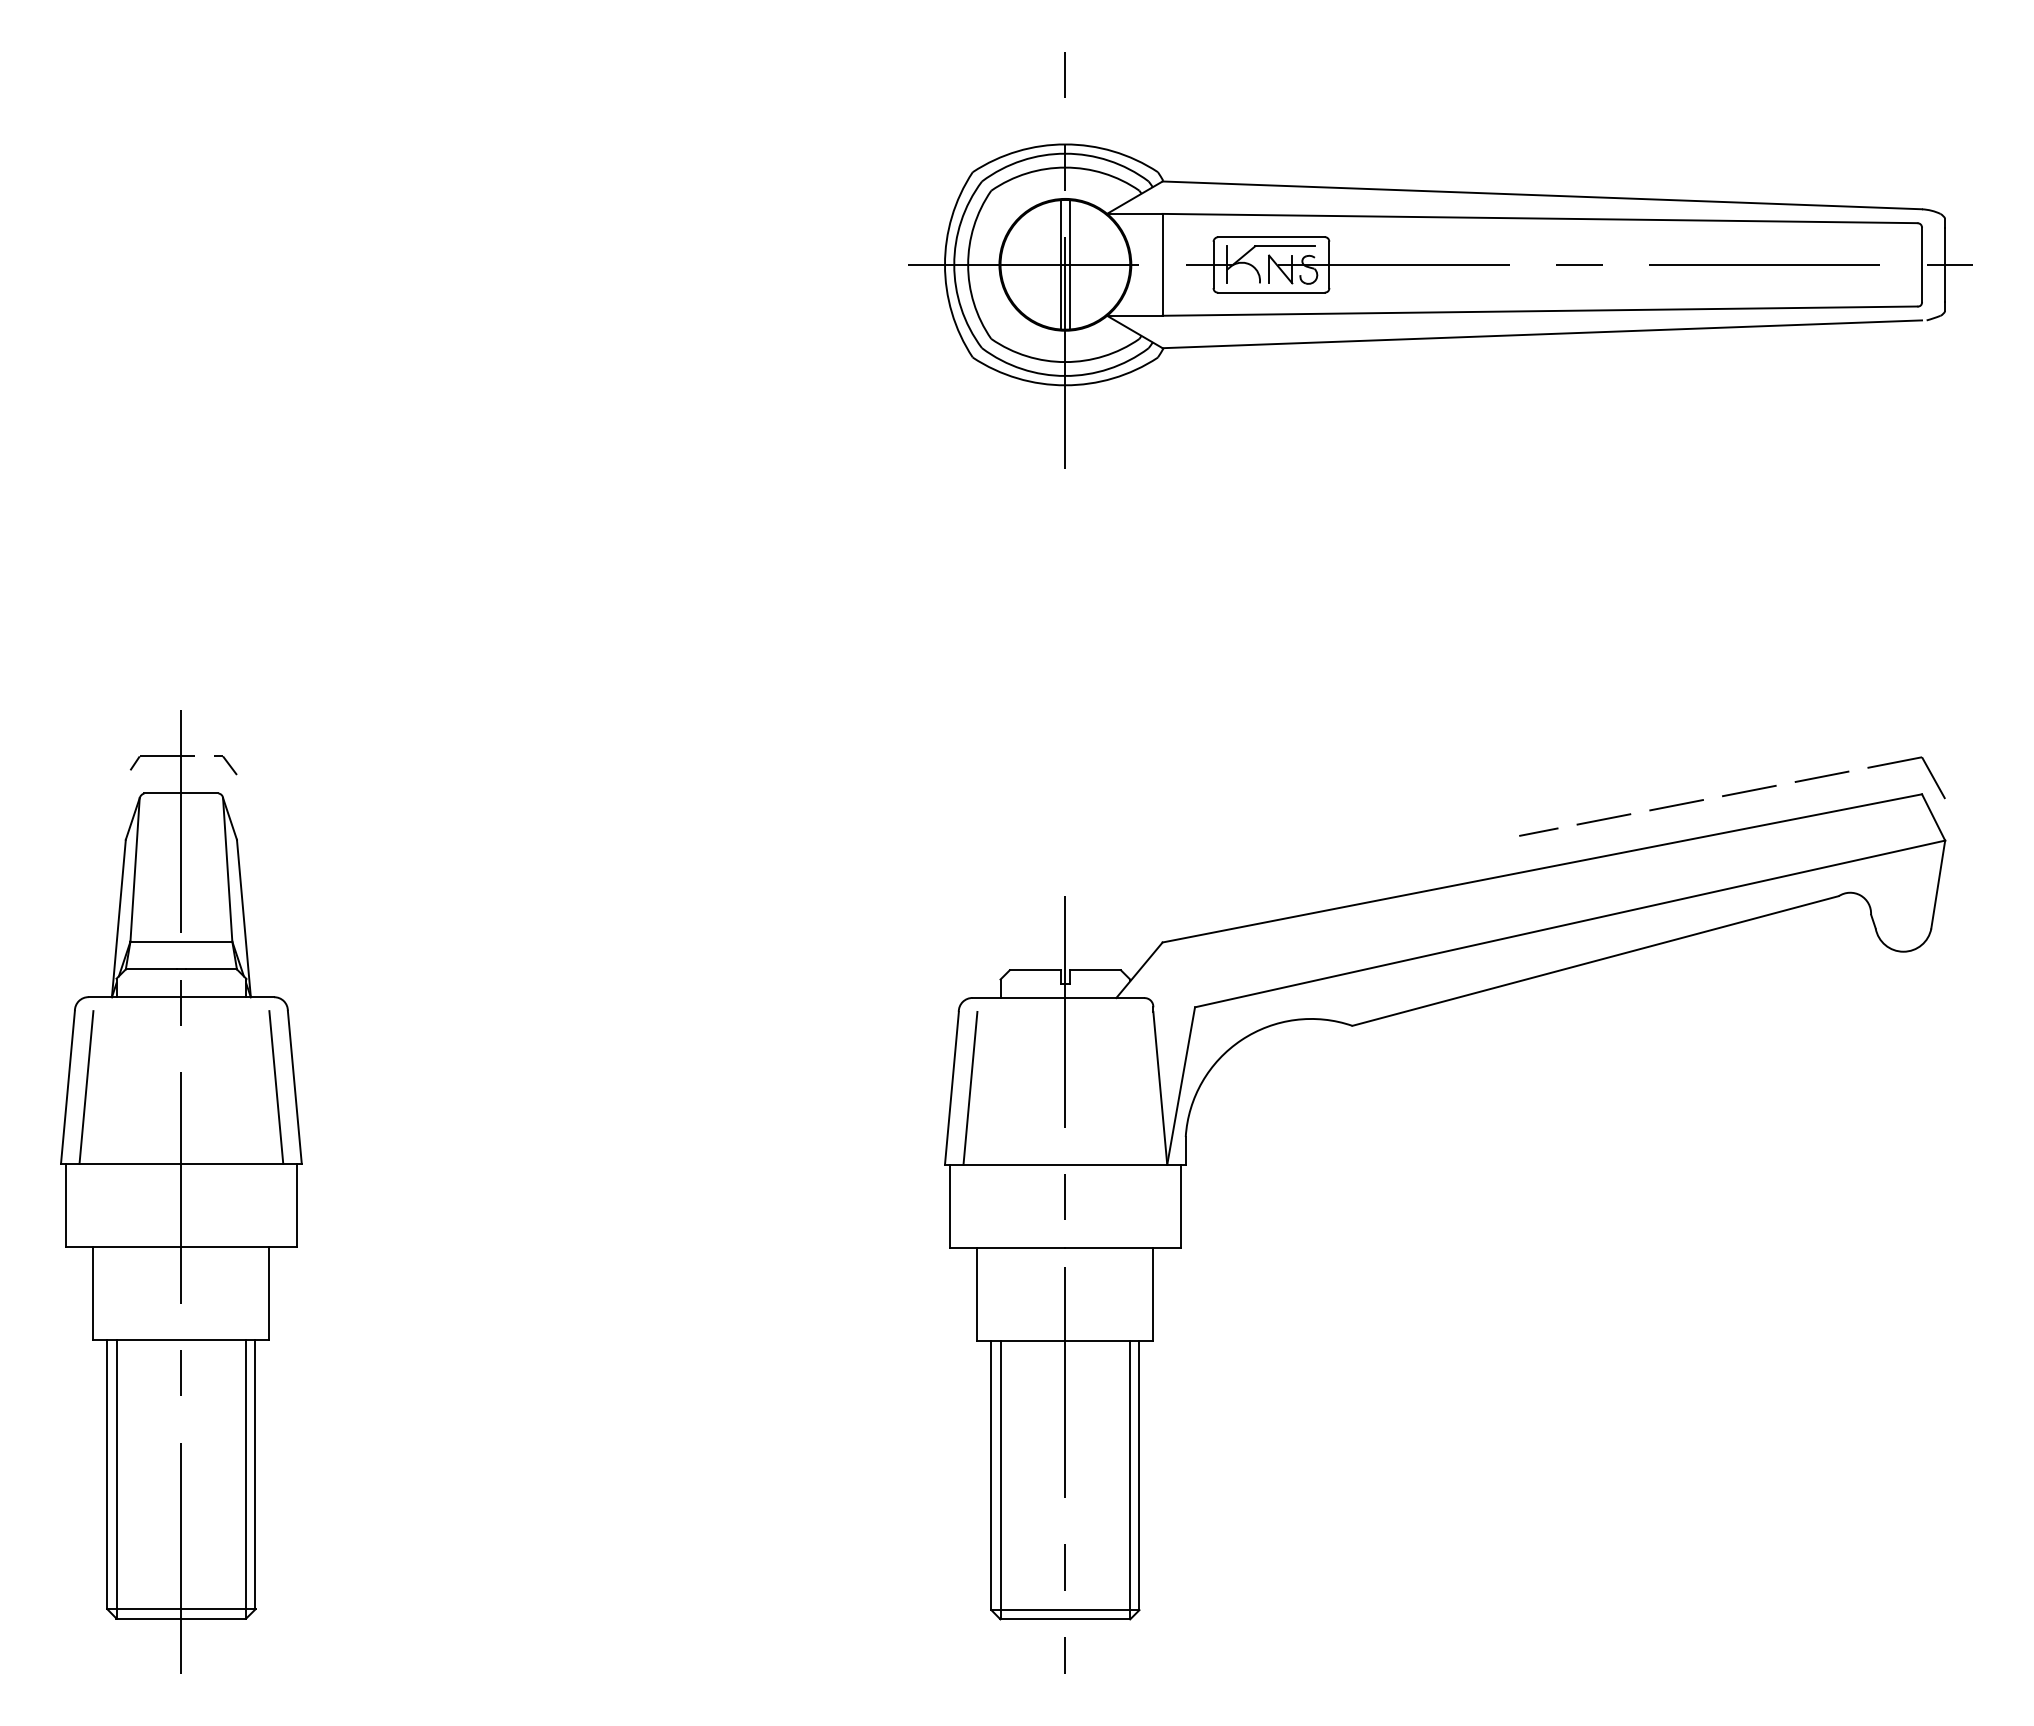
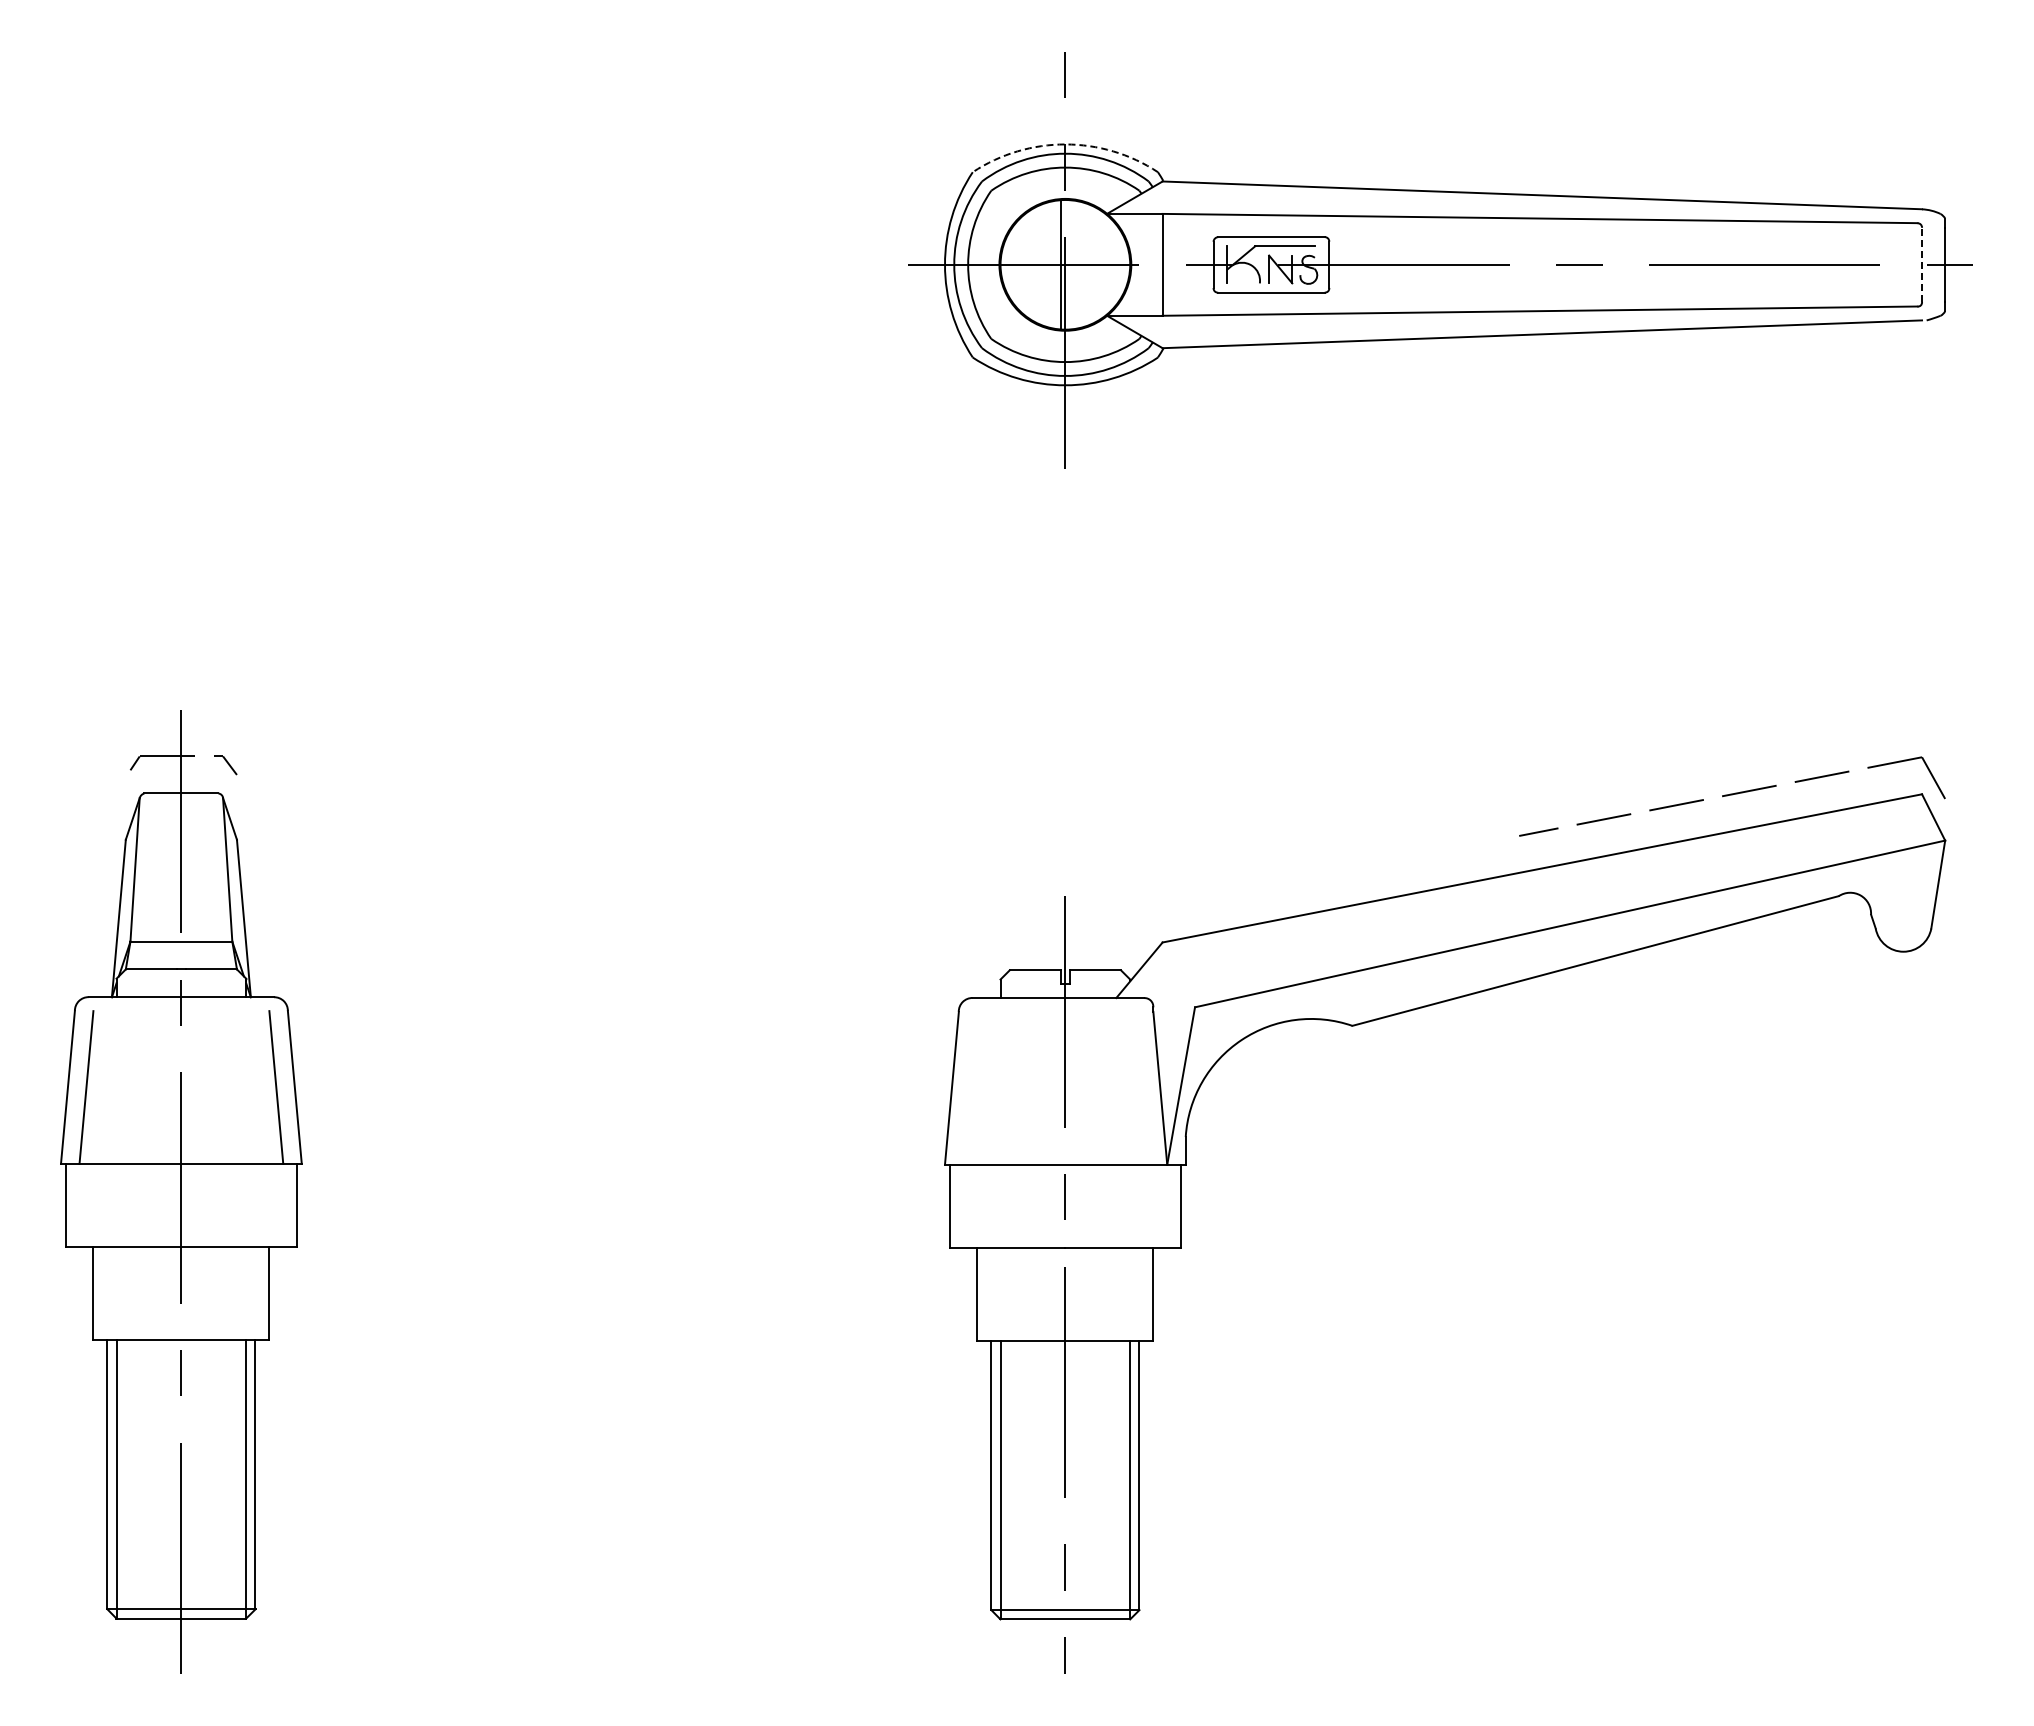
arc: solid -> dashed (1065, 144)
line: present -> none (1070, 264)
line: solid -> dashed (1922, 264)
line: present -> none (970, 1087)
